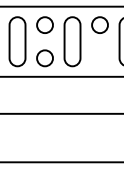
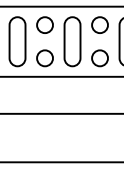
circle: none -> present (99, 58)
